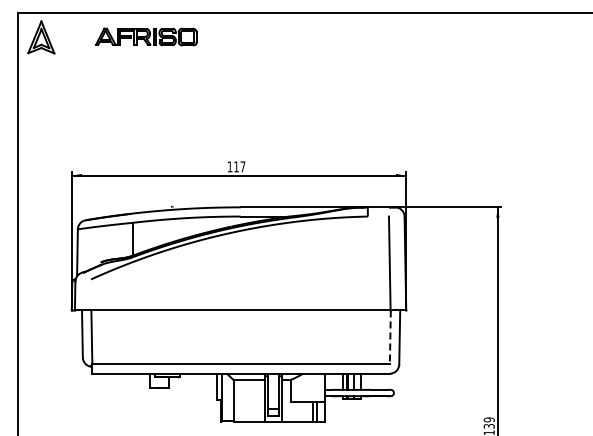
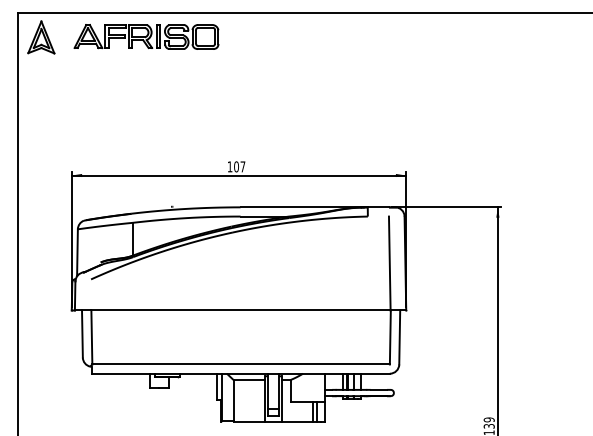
part size: 103x20 px -> 147x26 px (146, 36)
text: 117 -> 107 (236, 166)
line: dashed -> solid (390, 337)
